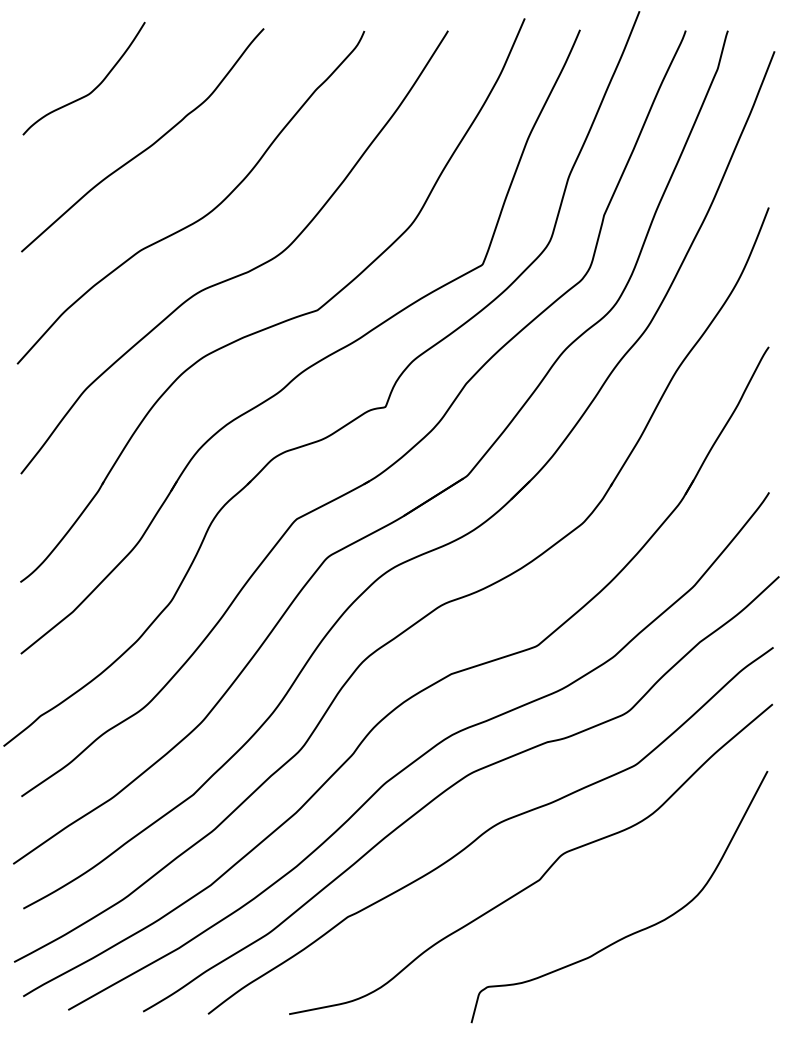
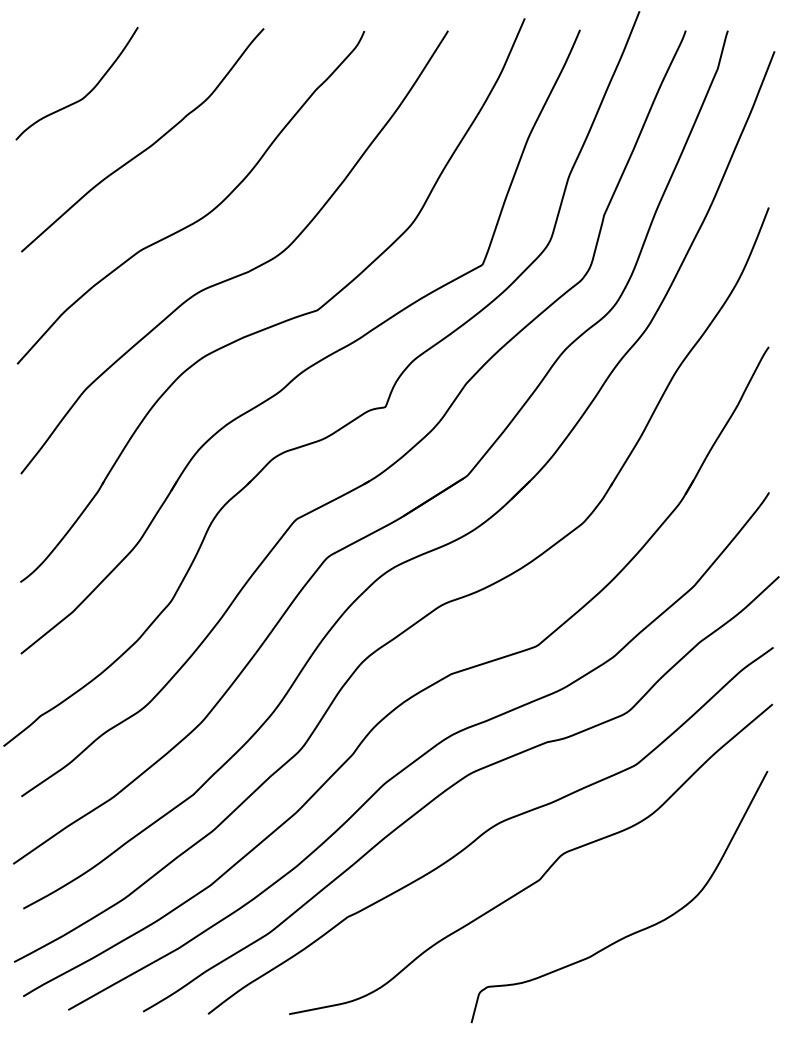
curve position: (90, 91) -> (83, 96) (83, 96)
